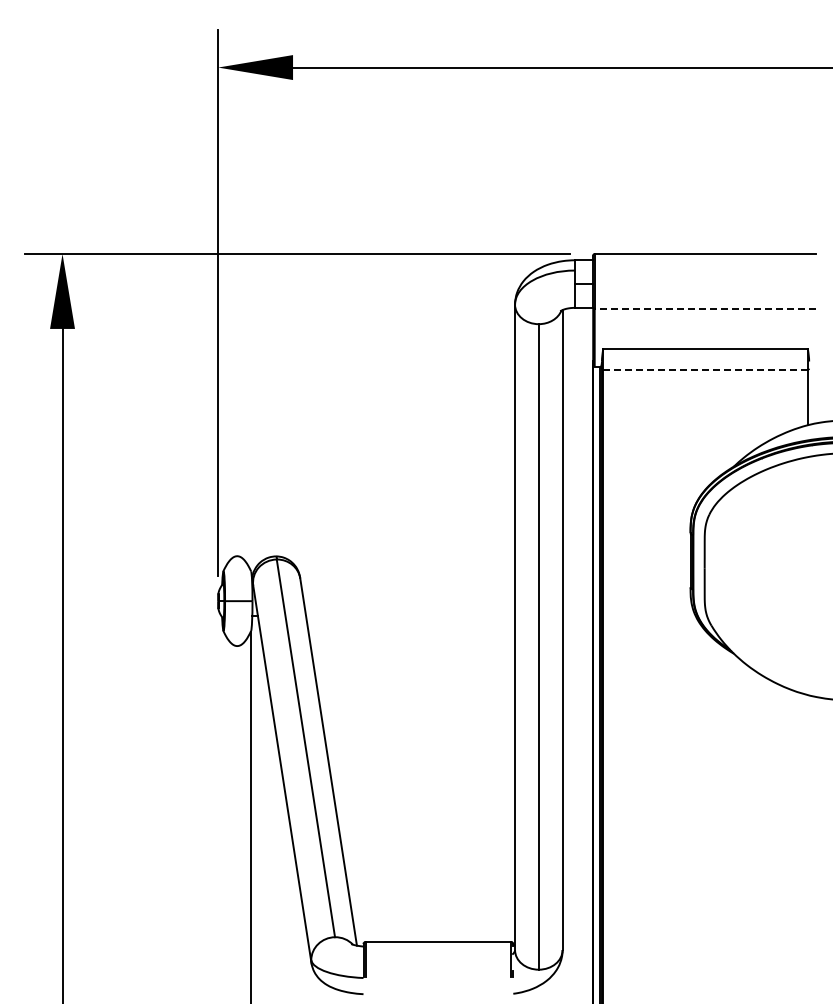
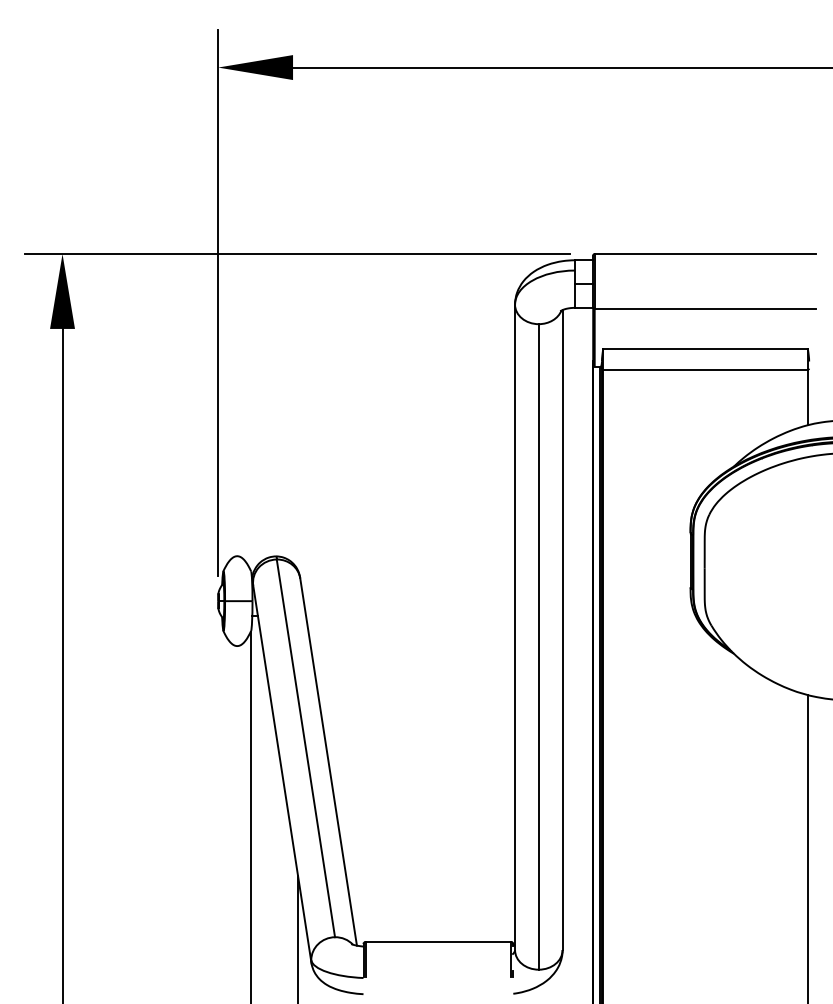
line: dashed -> solid (705, 308)
line: dashed -> solid (705, 369)
line: none -> present (807, 847)
line: none -> present (298, 938)
